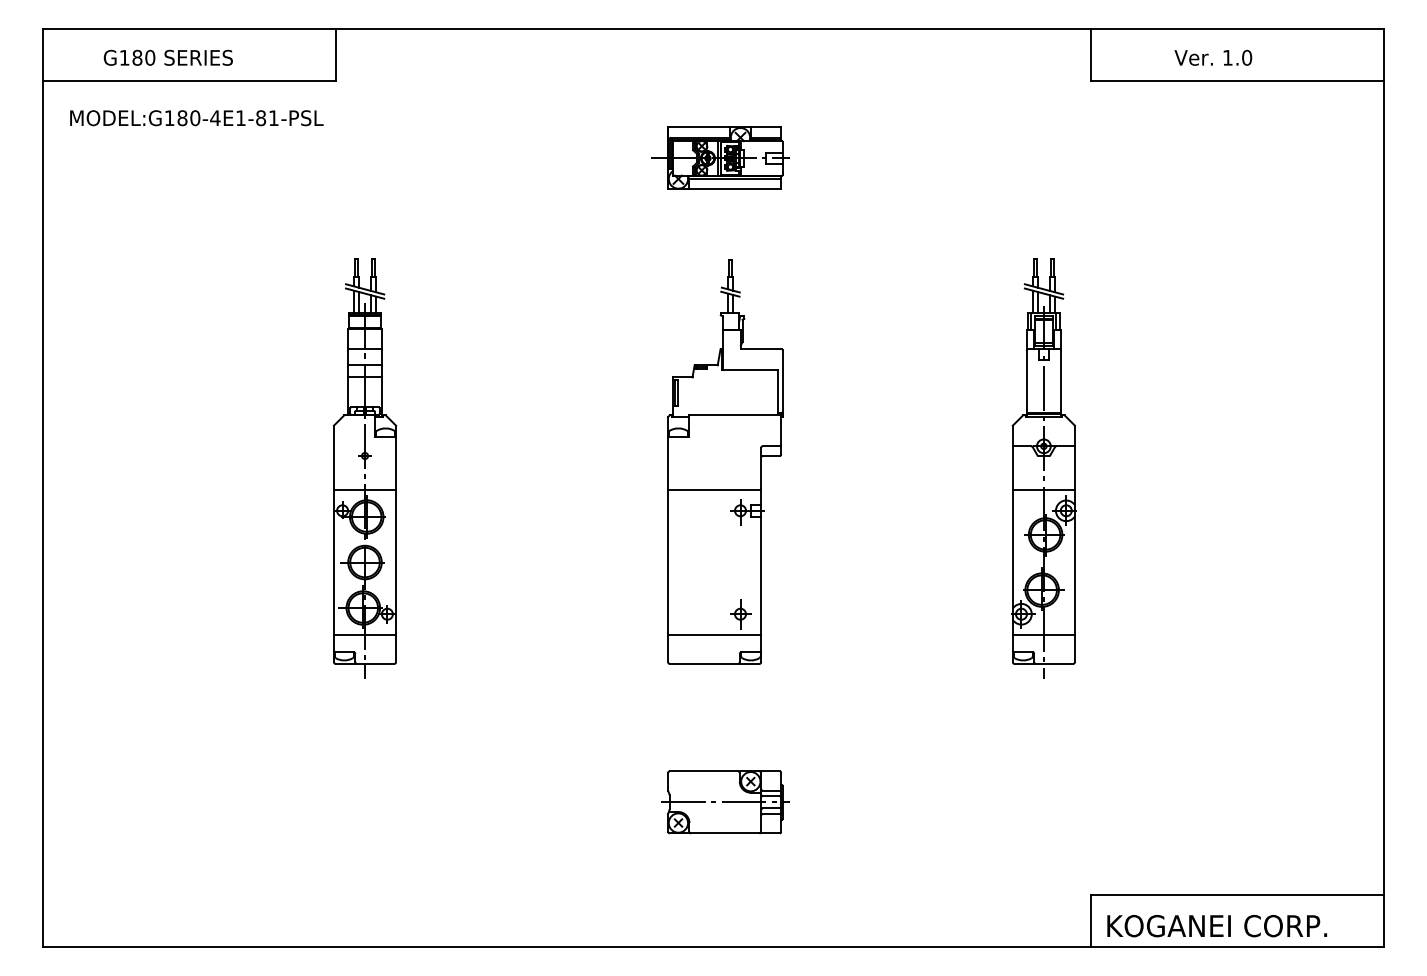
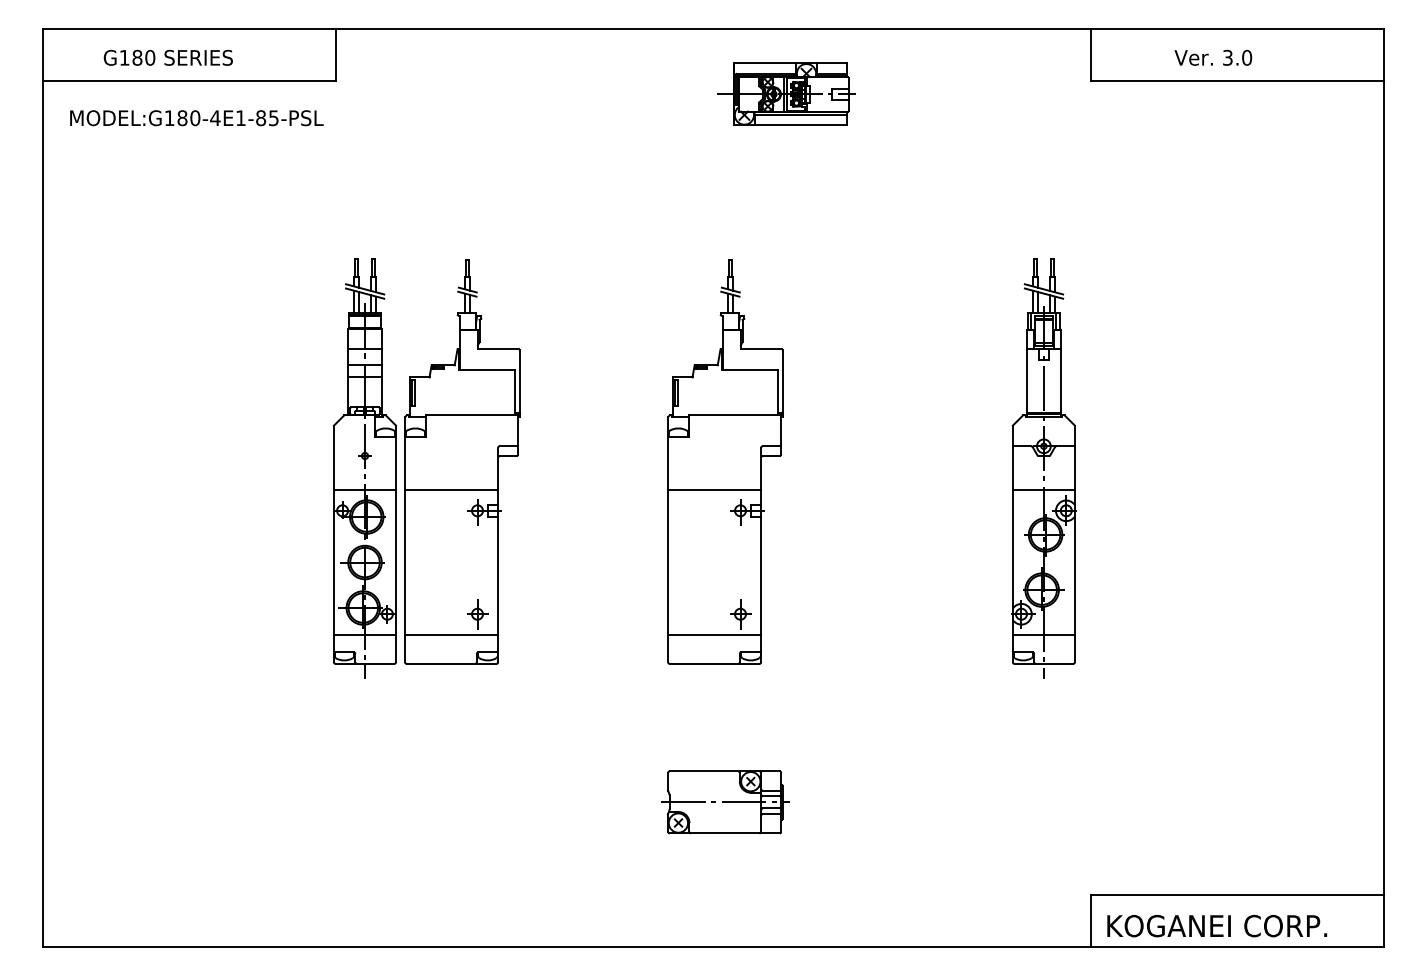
text: 1.0 -> 3.0 (1227, 57)
text: MODEL:G180-4E1-81-PSL -> MODEL:G180-4E1-85-PSL (273, 118)
part position: (720, 157) -> (786, 93) (786, 93)
part: none -> present (462, 461)
